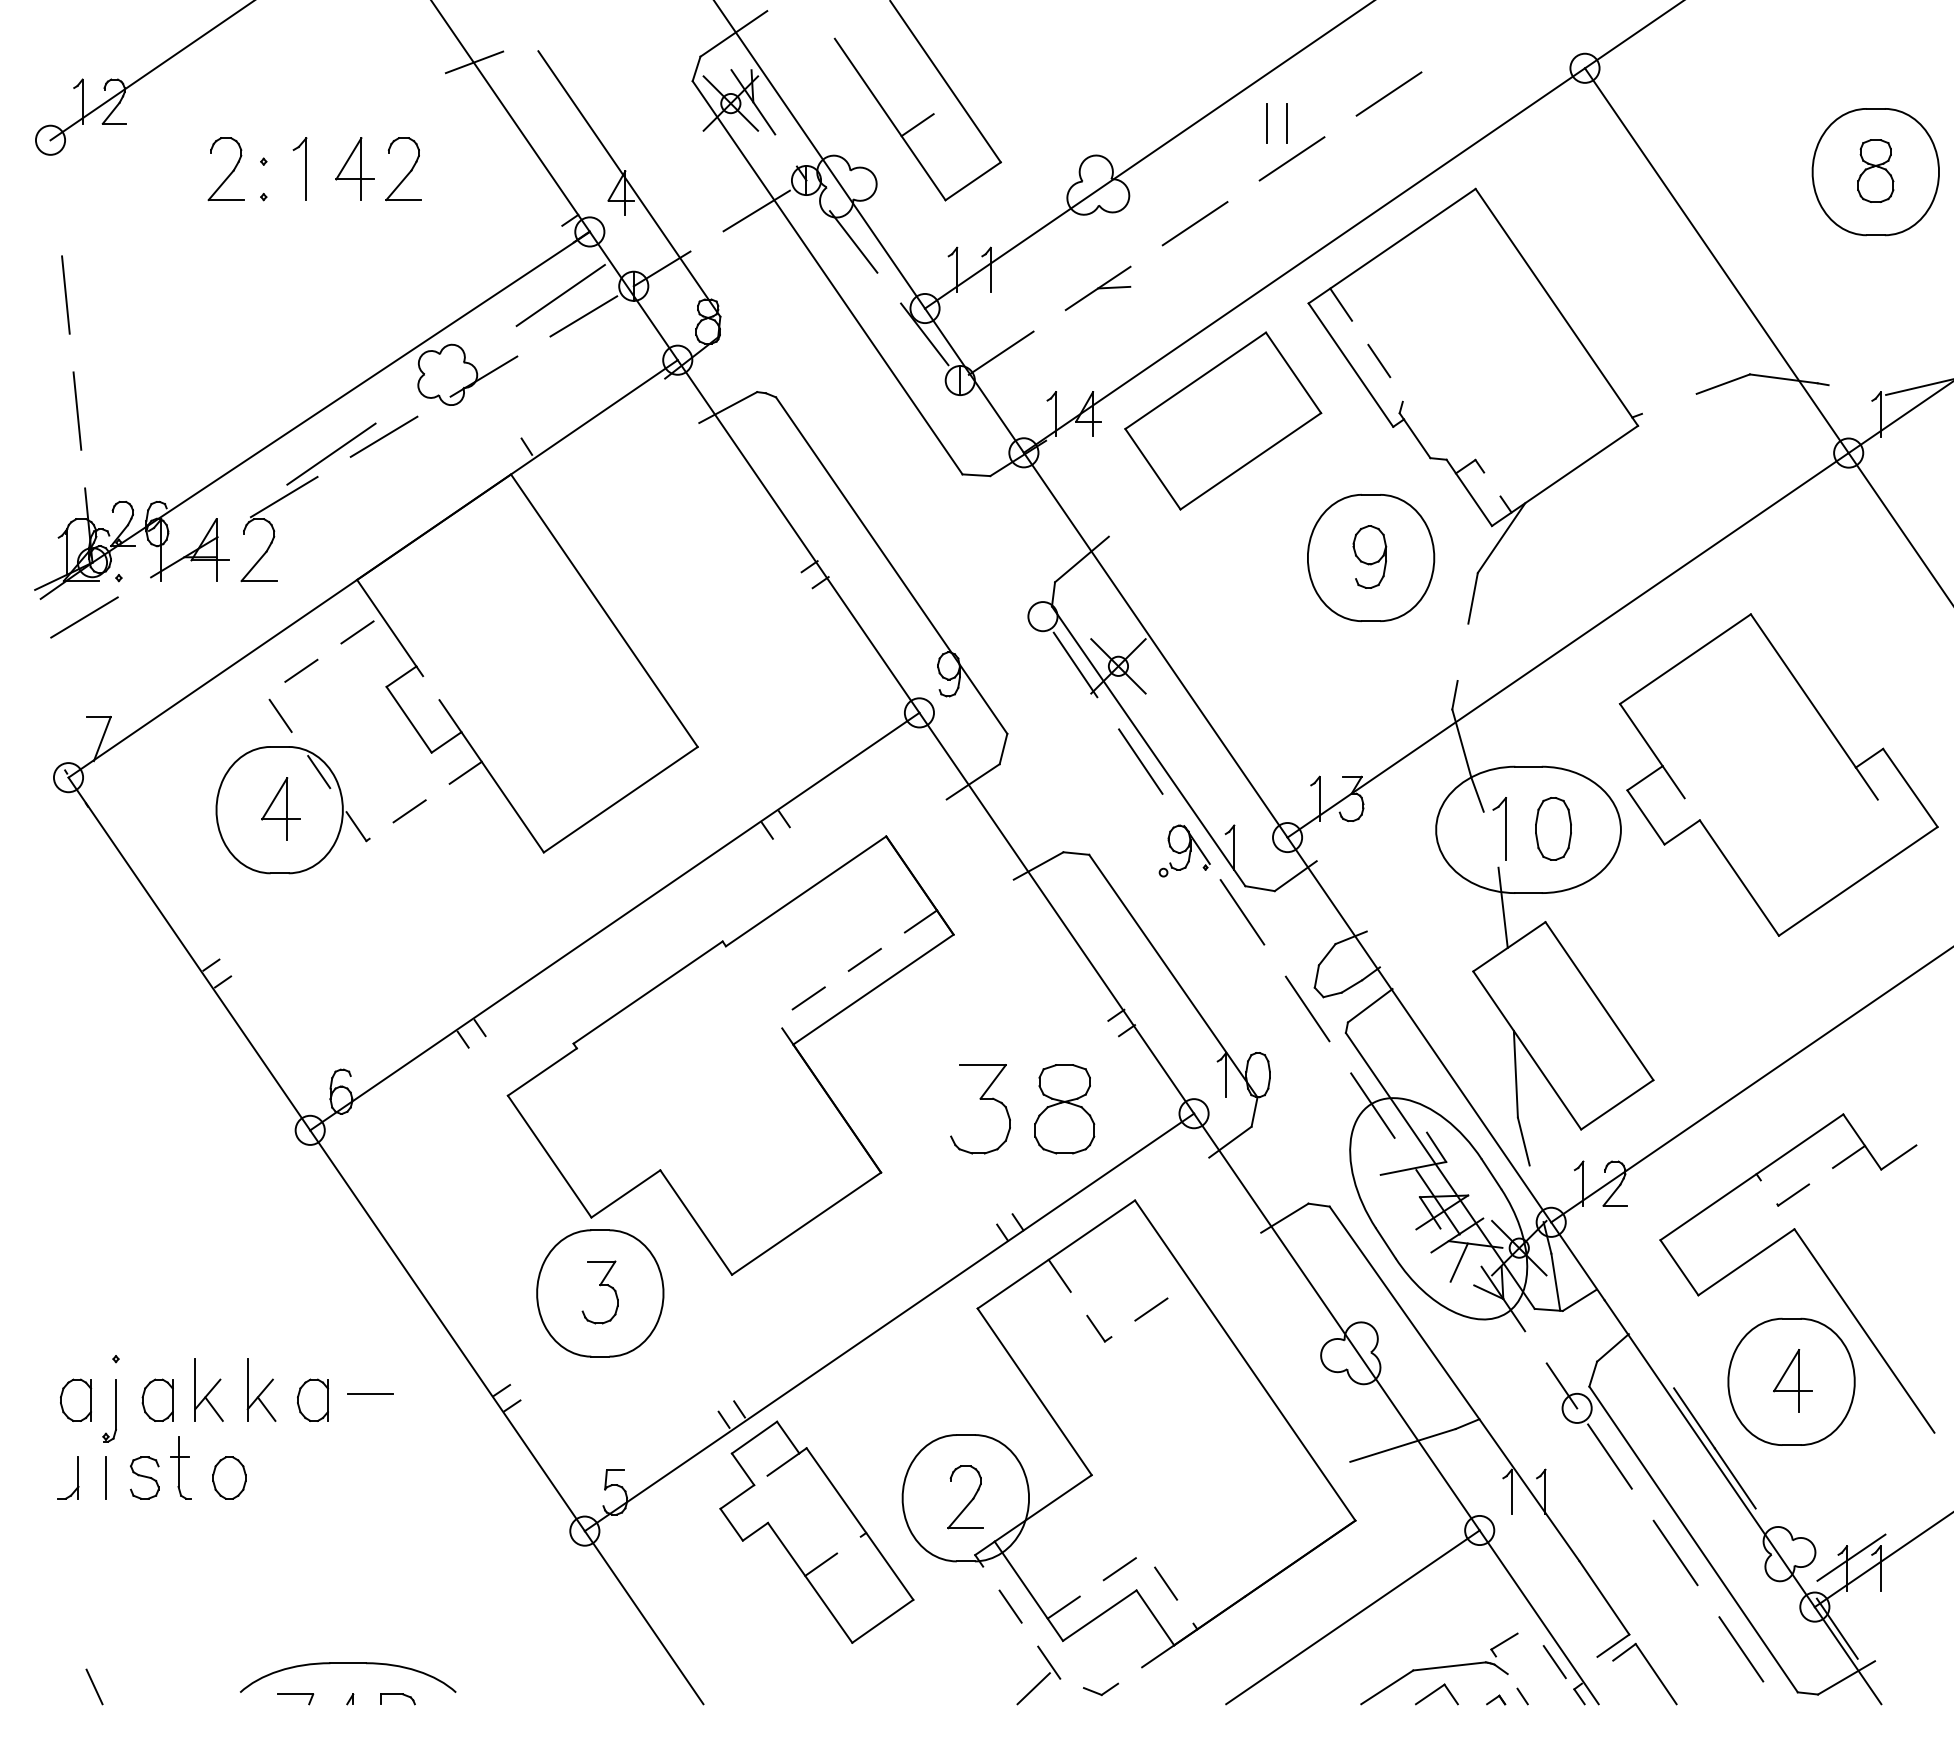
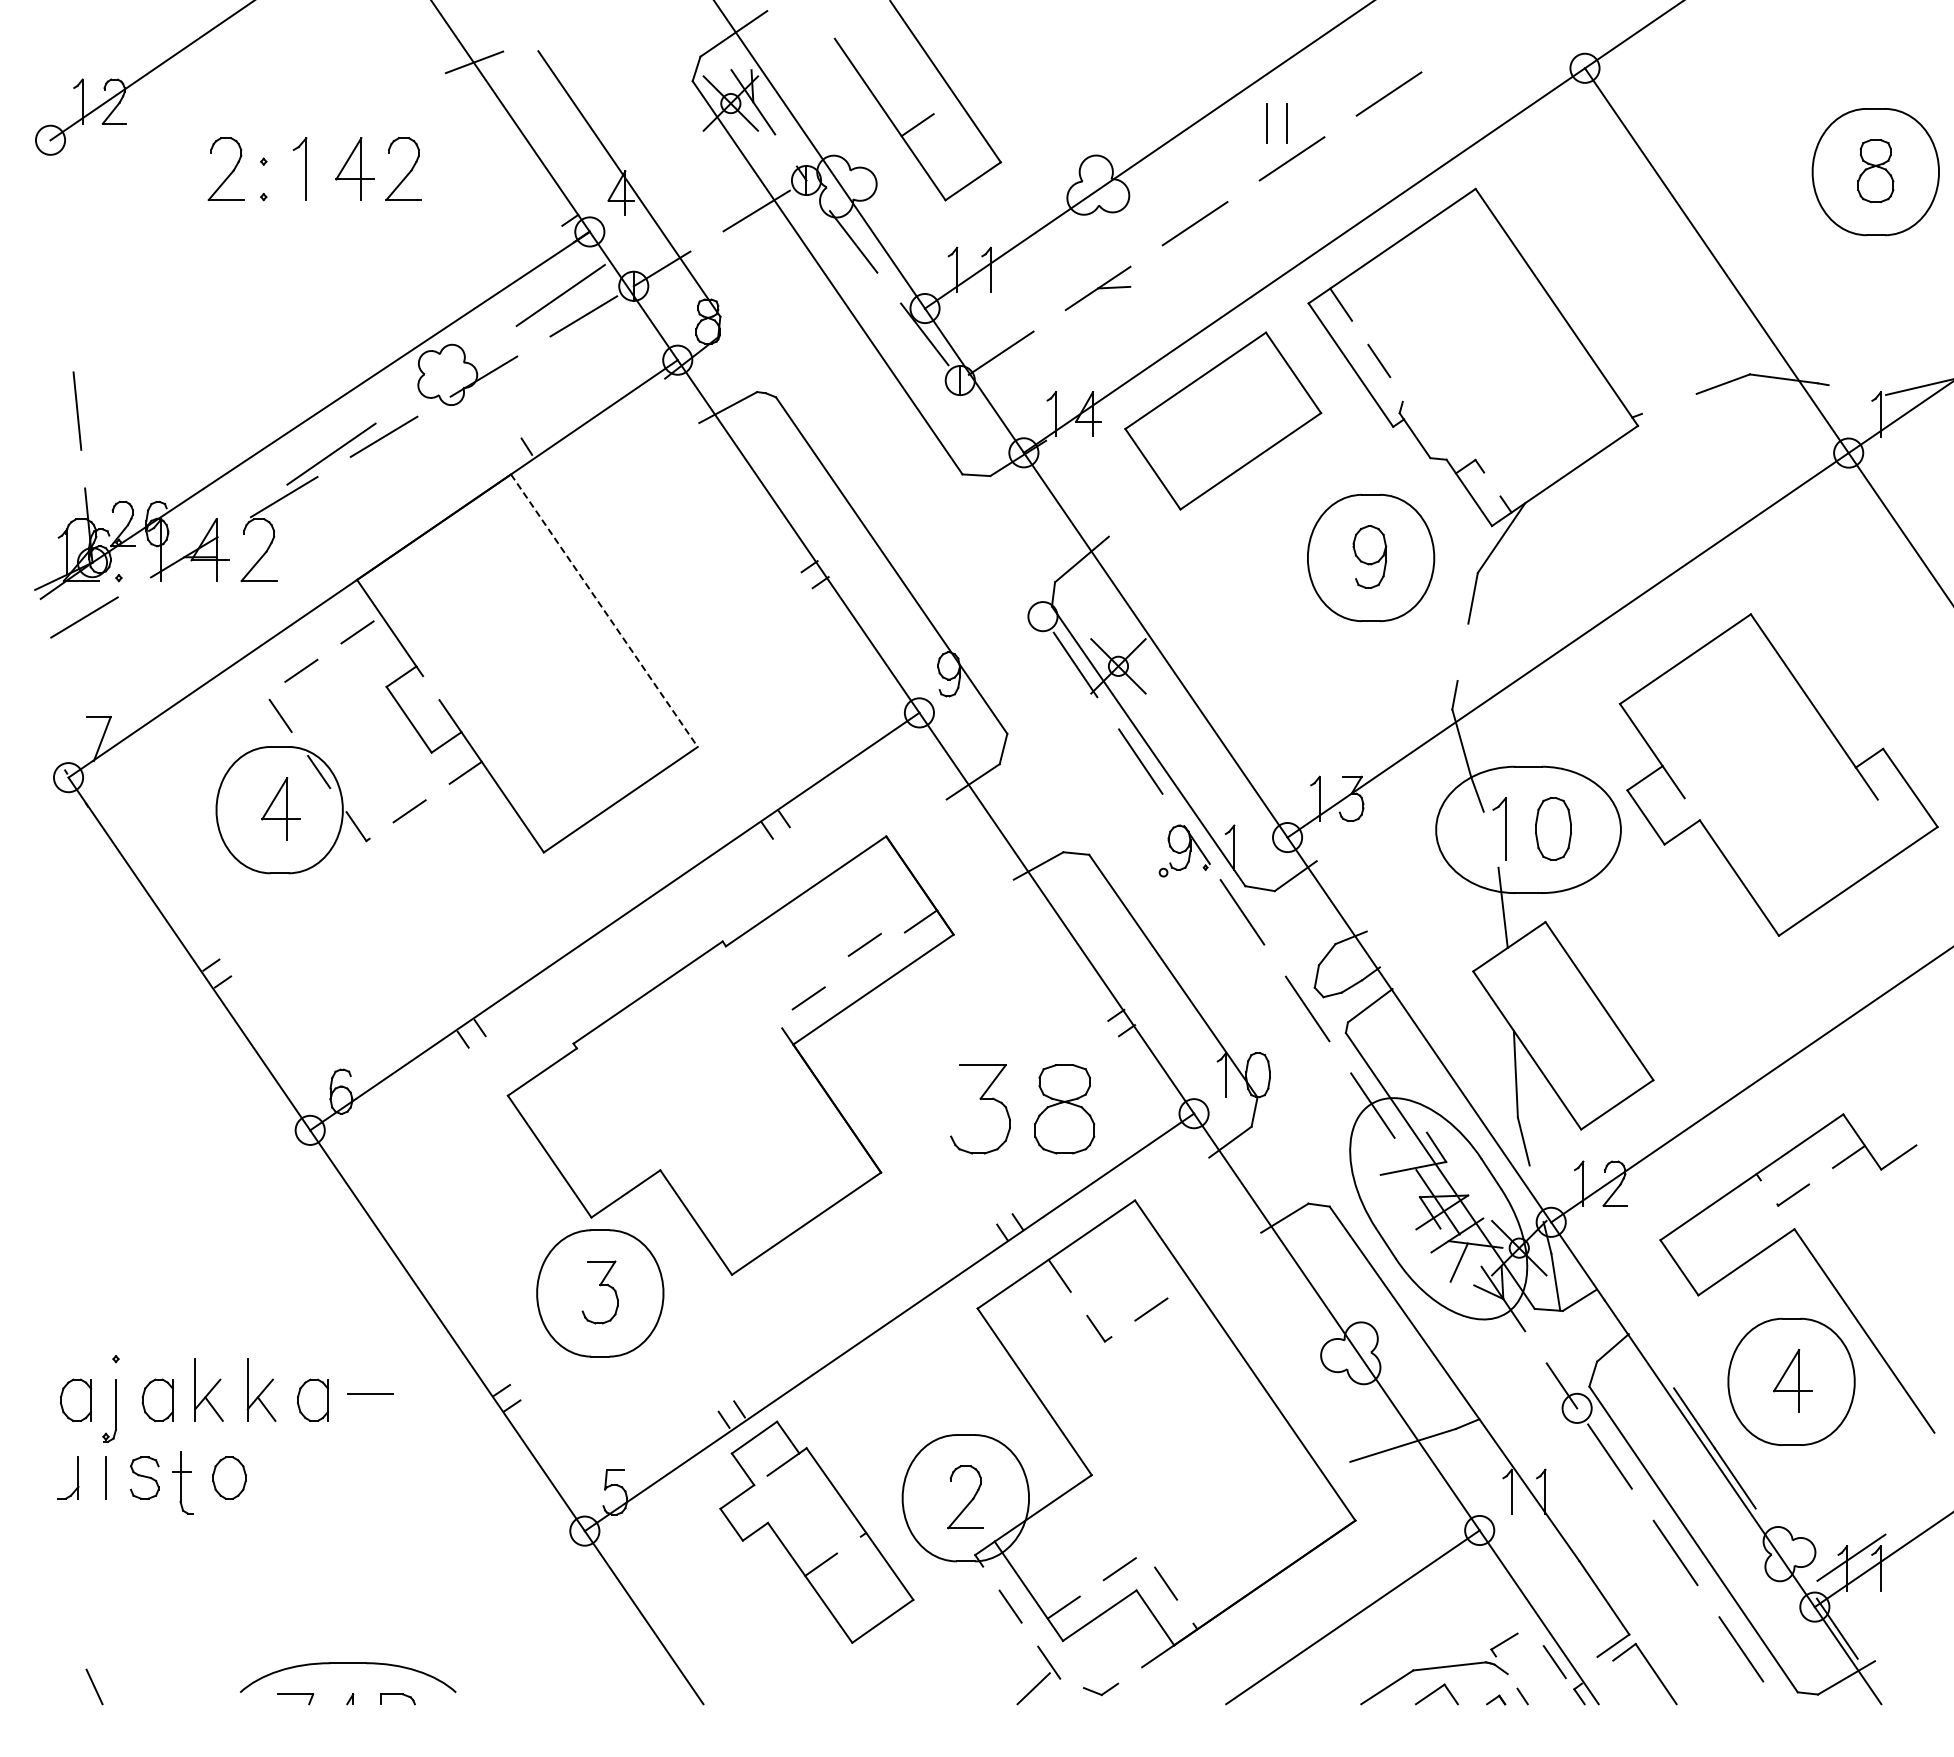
line: present -> none (65, 294)
line: solid -> dashed (604, 611)
line position: (864, 959) -> (864, 944) (864, 944)
part position: (180, 1467) -> (182, 1482) (182, 1482)
